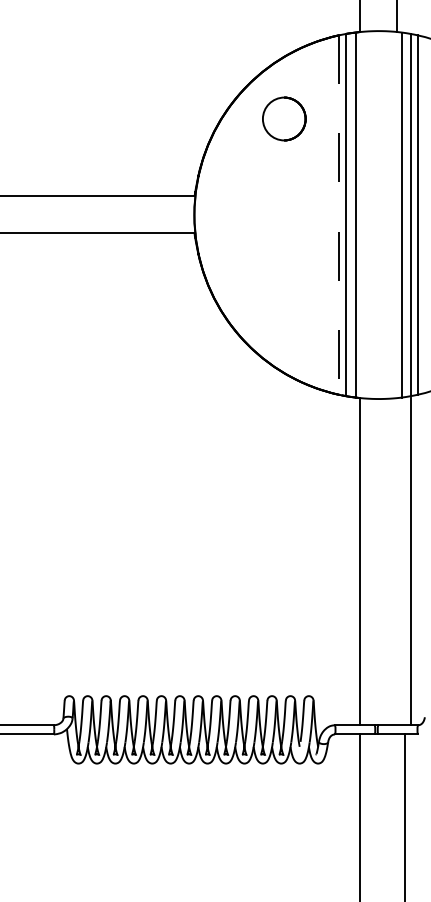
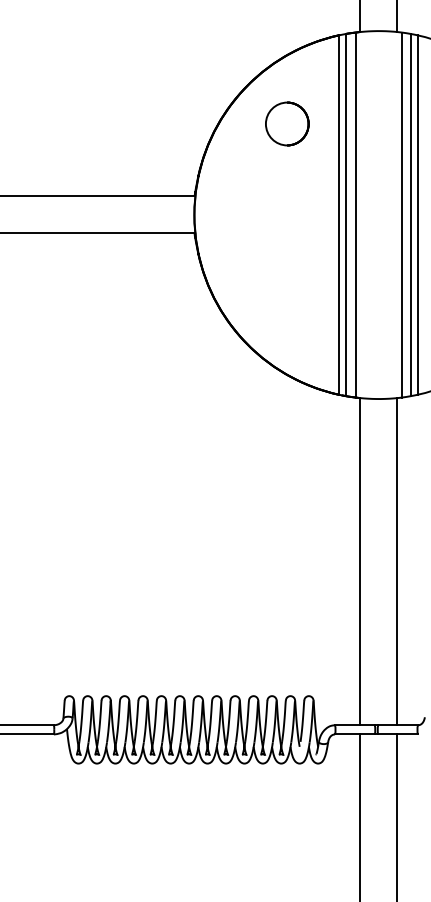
part position: (284, 118) -> (287, 123) (287, 123)
line: dashed -> solid (339, 215)
line position: (410, 561) -> (396, 561) (396, 561)
line position: (404, 816) -> (396, 816) (396, 816)
